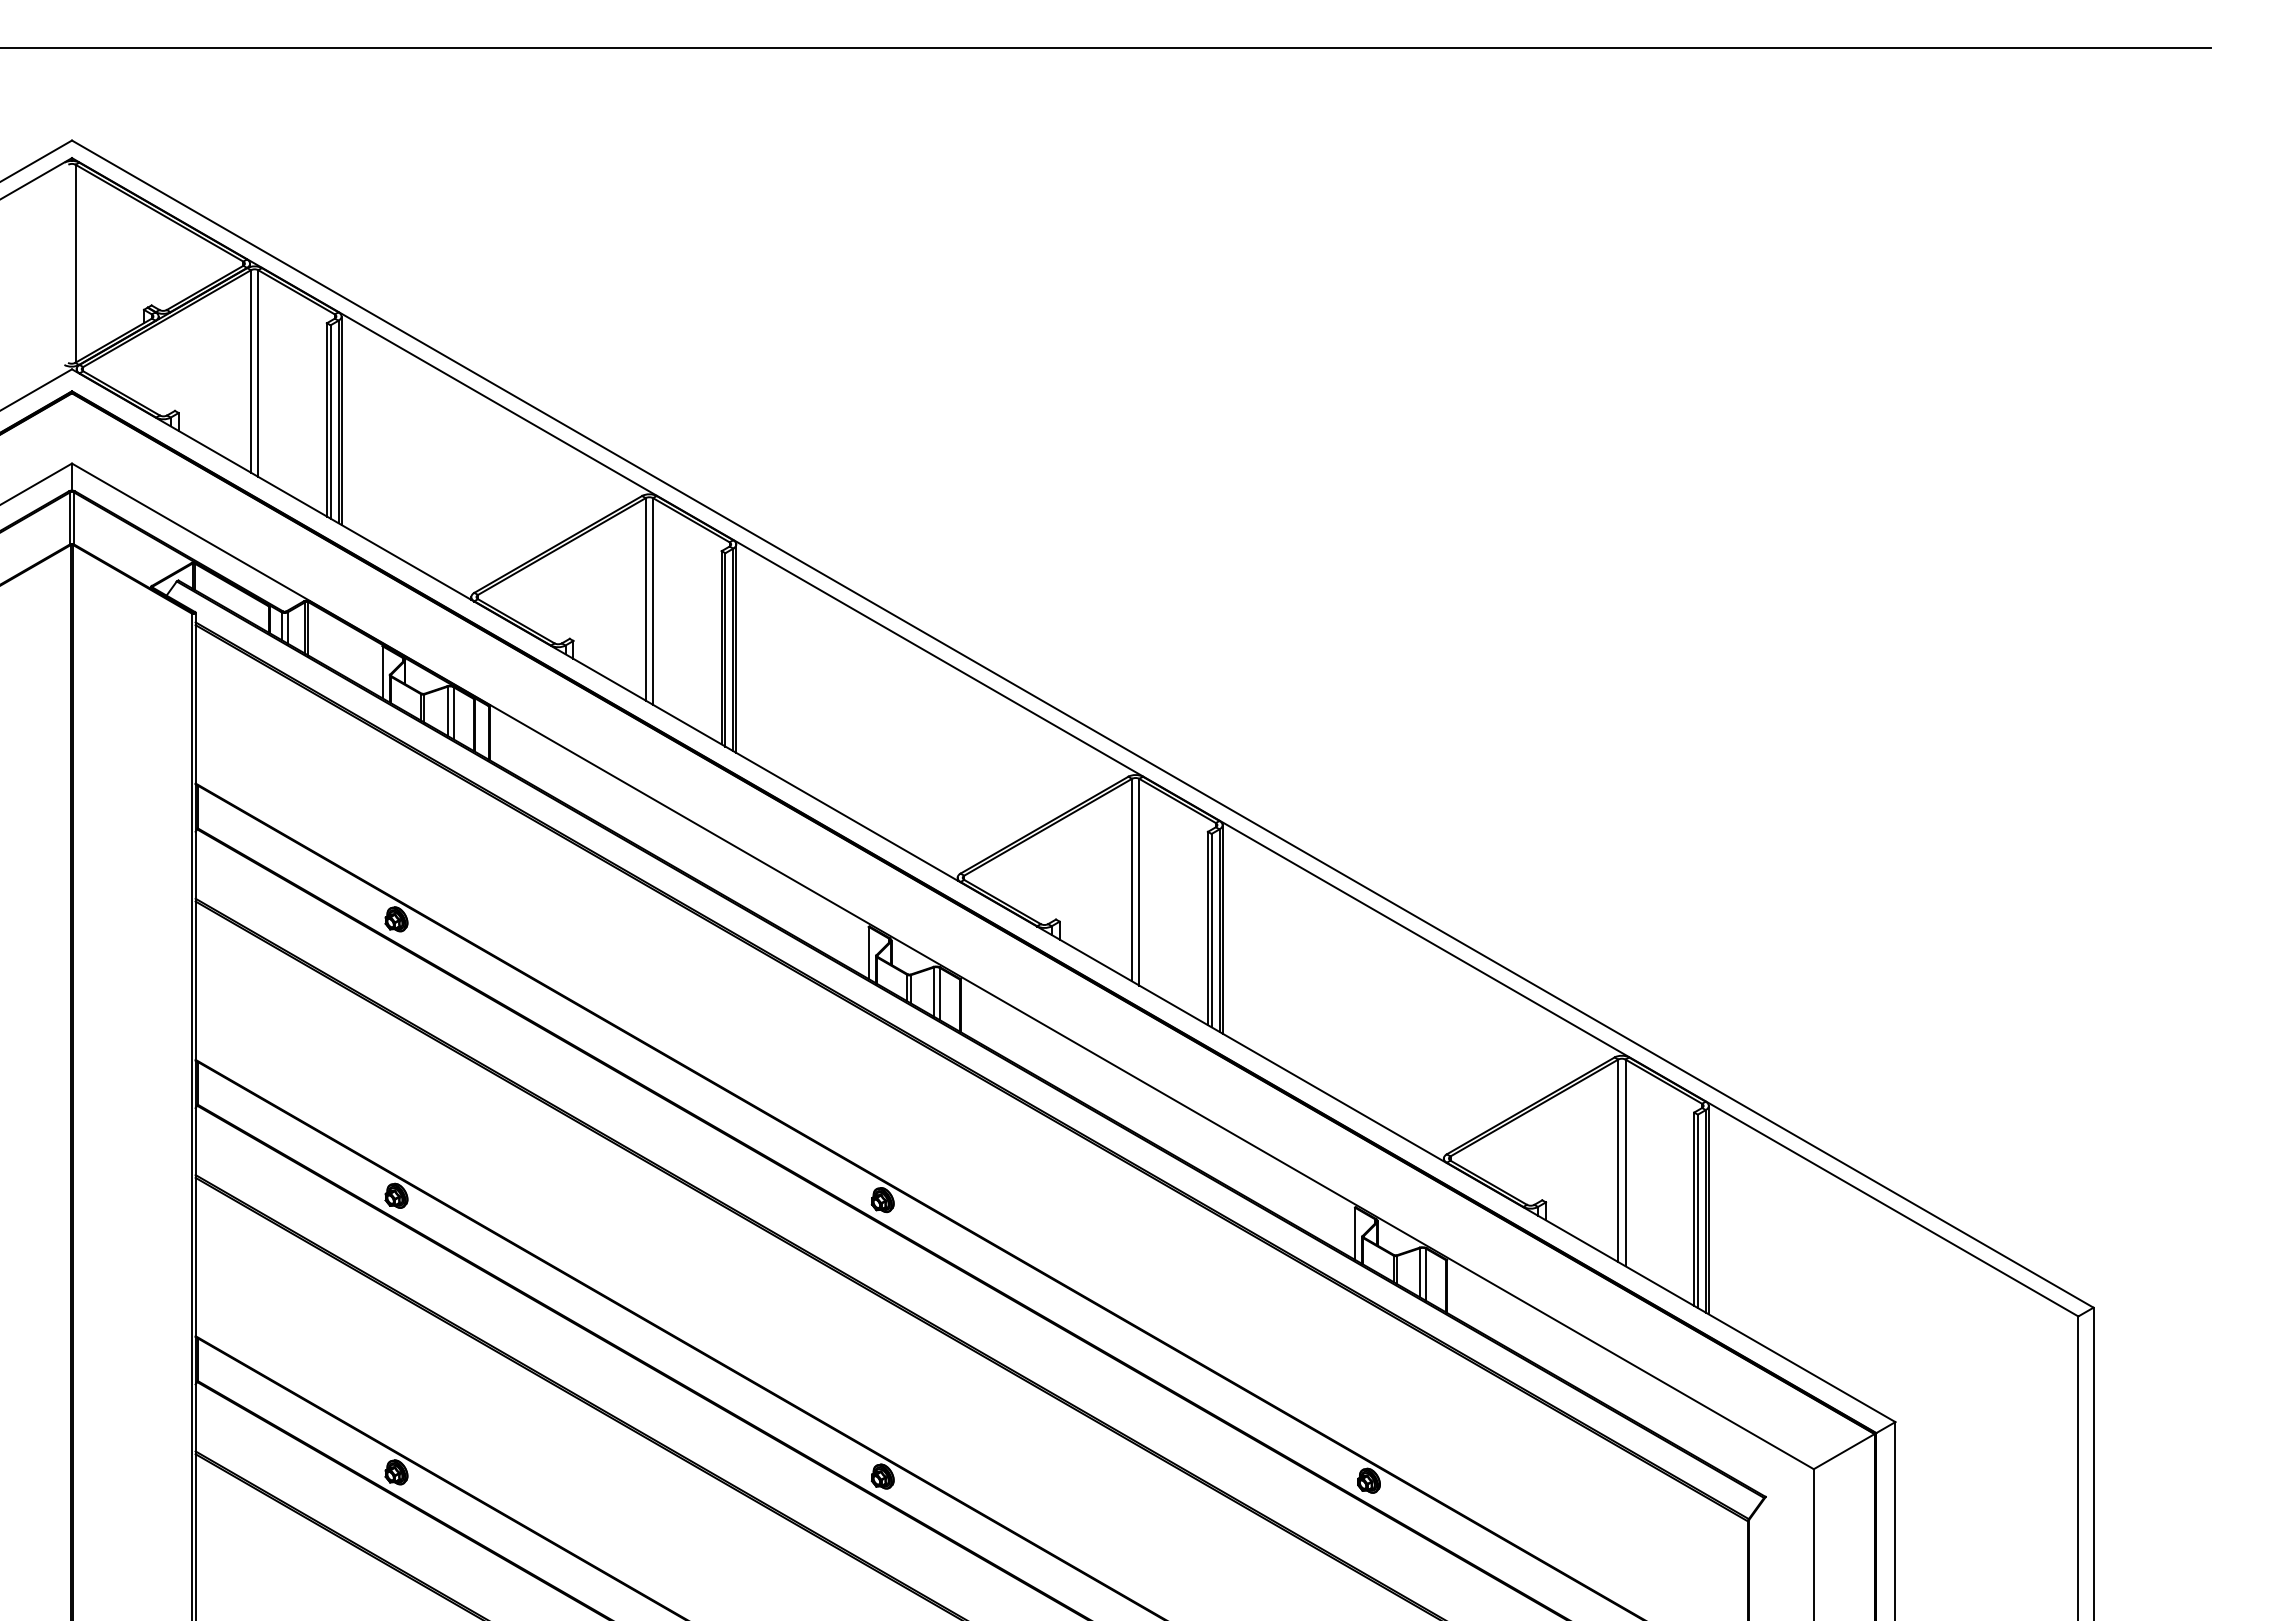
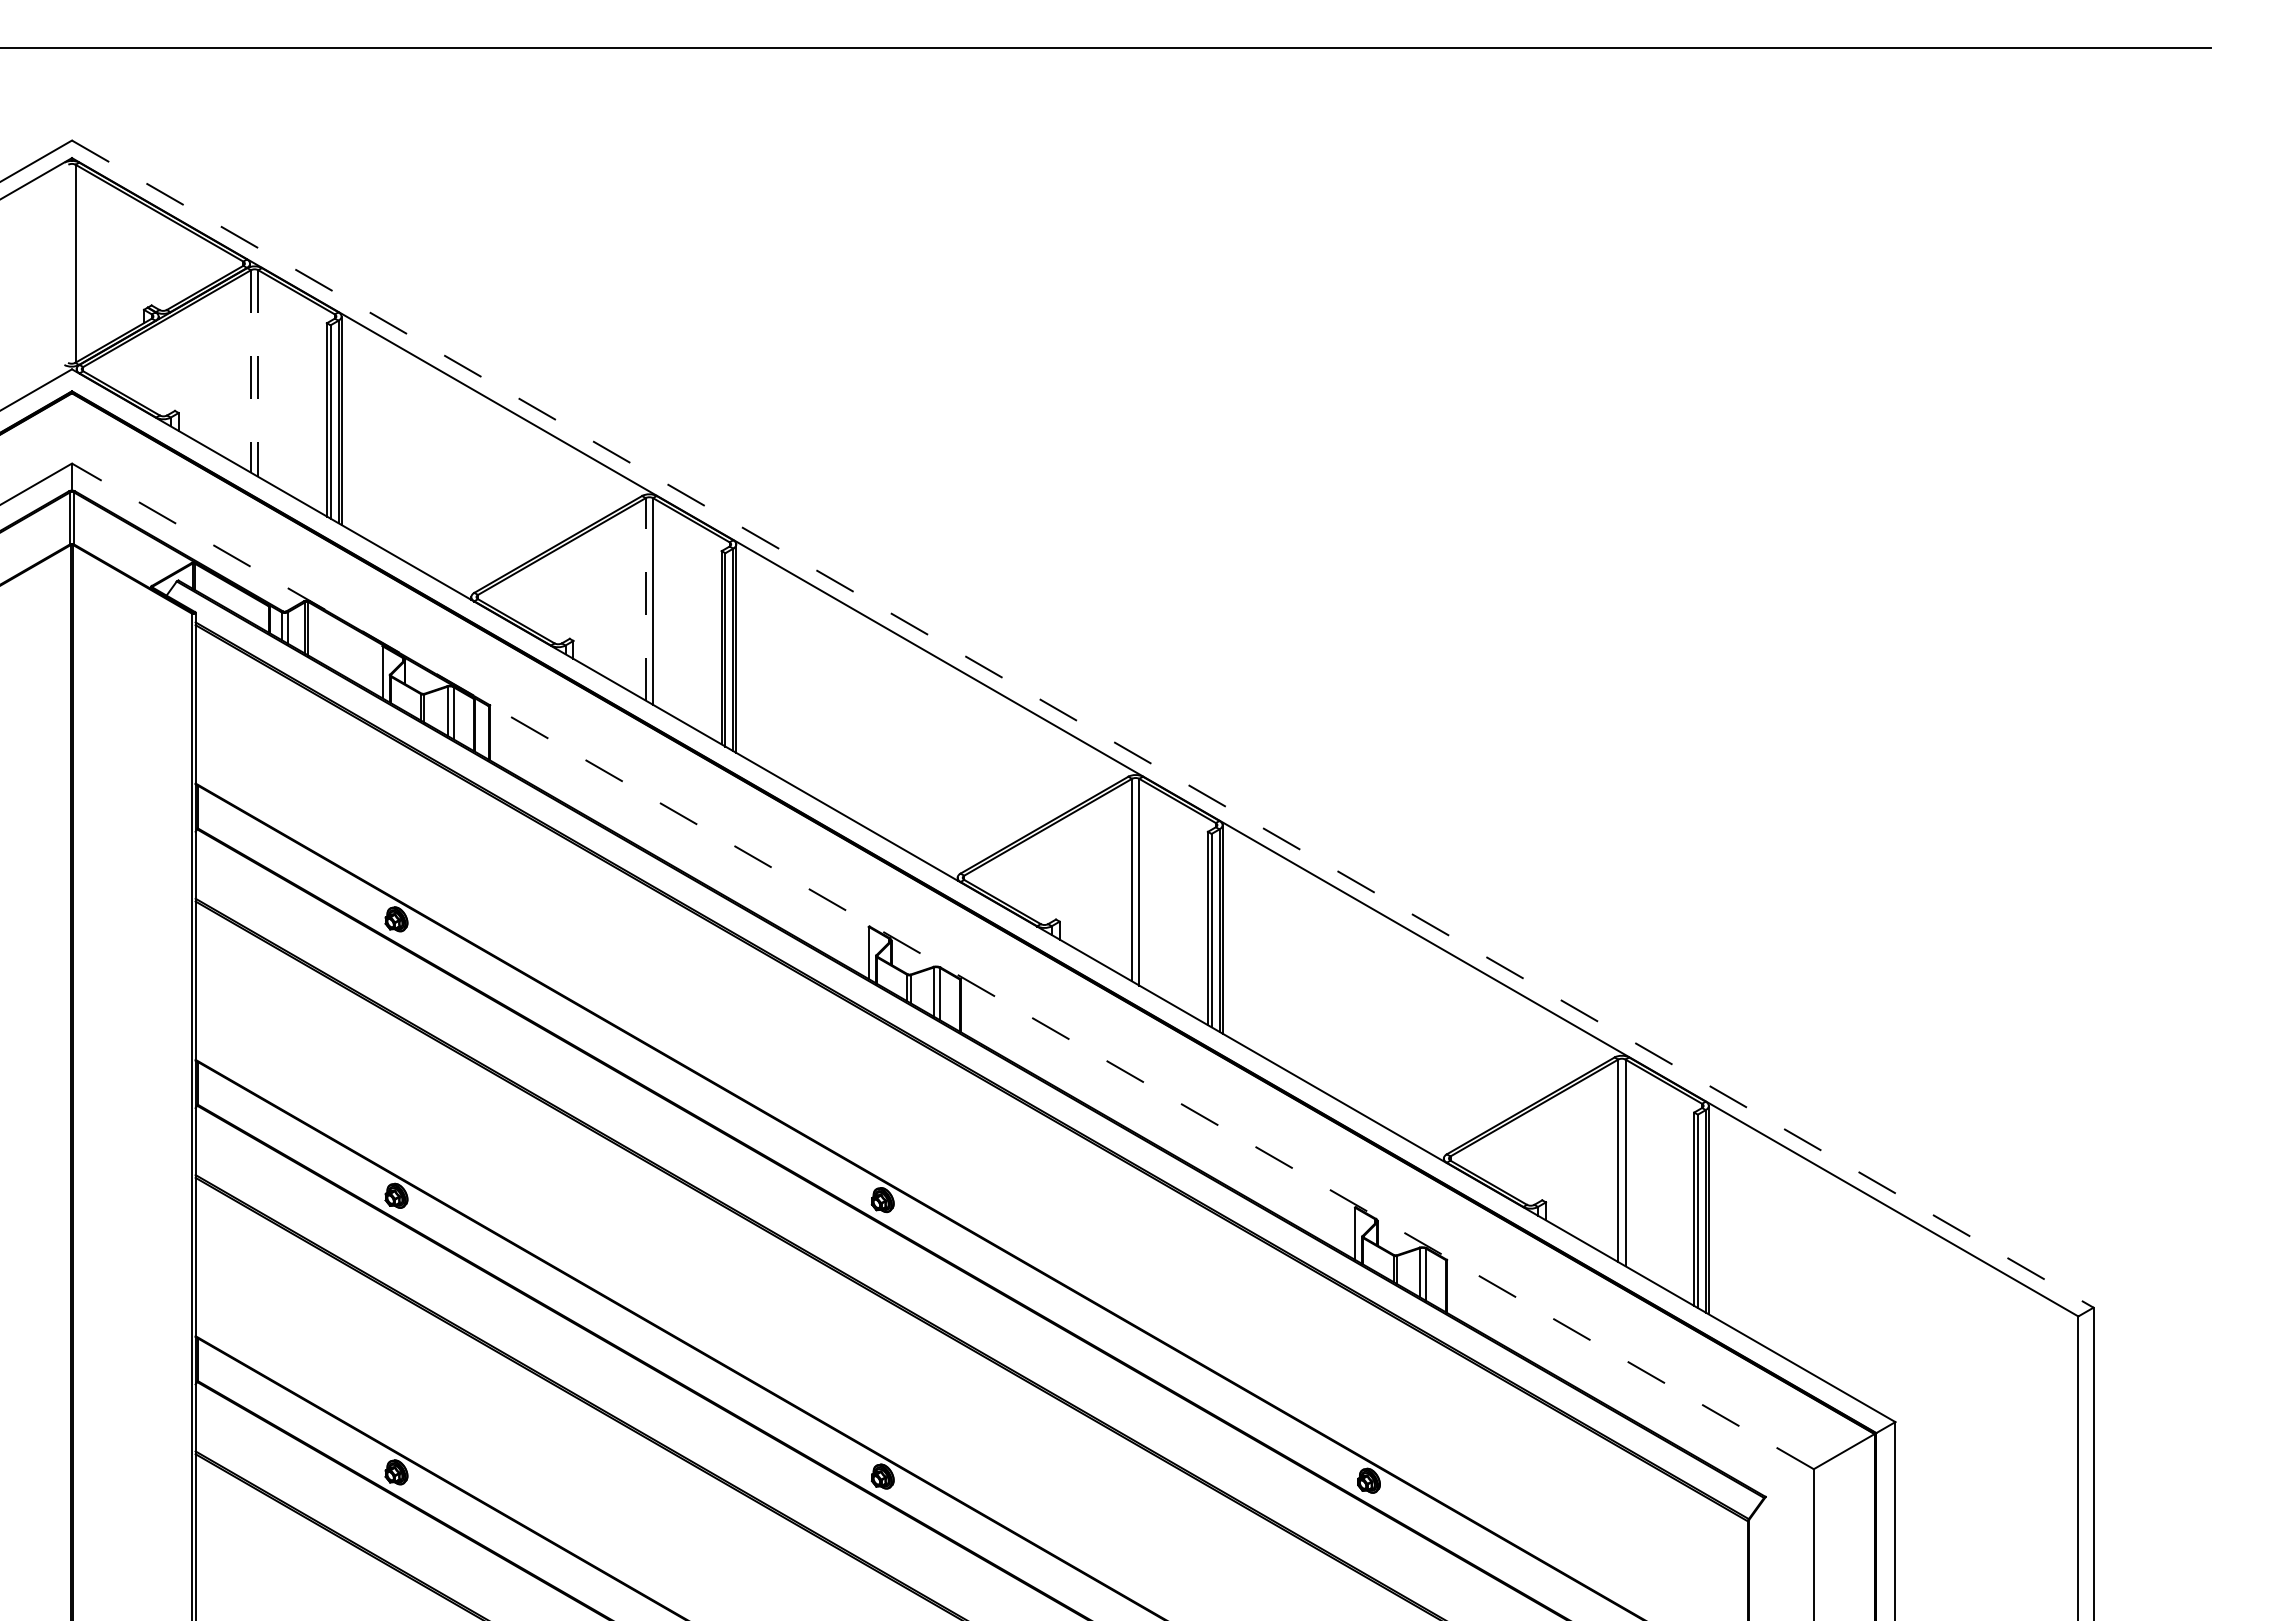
line: solid -> dashed (251, 371)
line: solid -> dashed (258, 374)
line: solid -> dashed (645, 598)
line: solid -> dashed (1083, 724)
line: solid -> dashed (942, 966)
